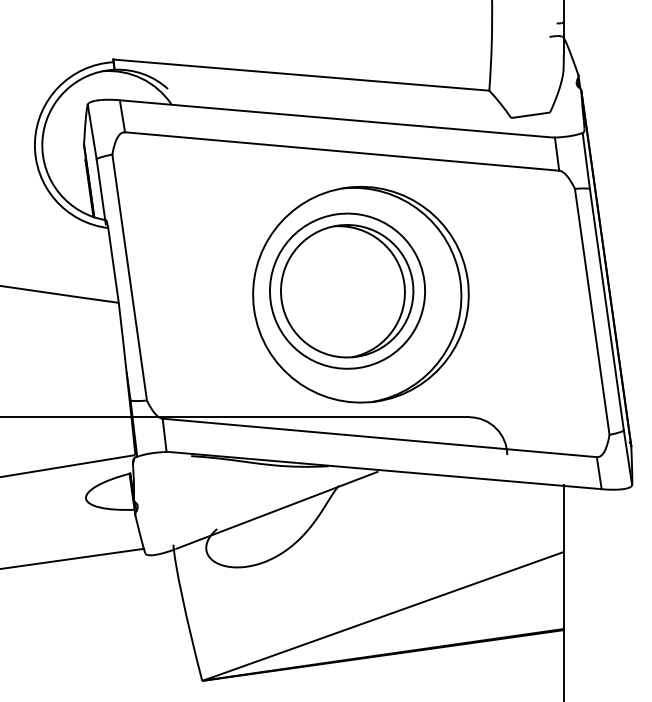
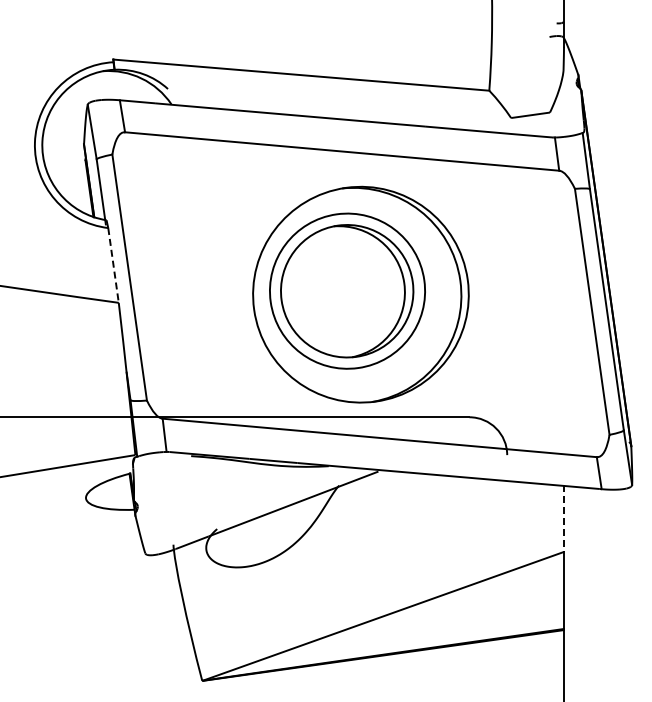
line: solid -> dashed (113, 265)
line: solid -> dashed (563, 519)
line: present -> none (73, 558)
